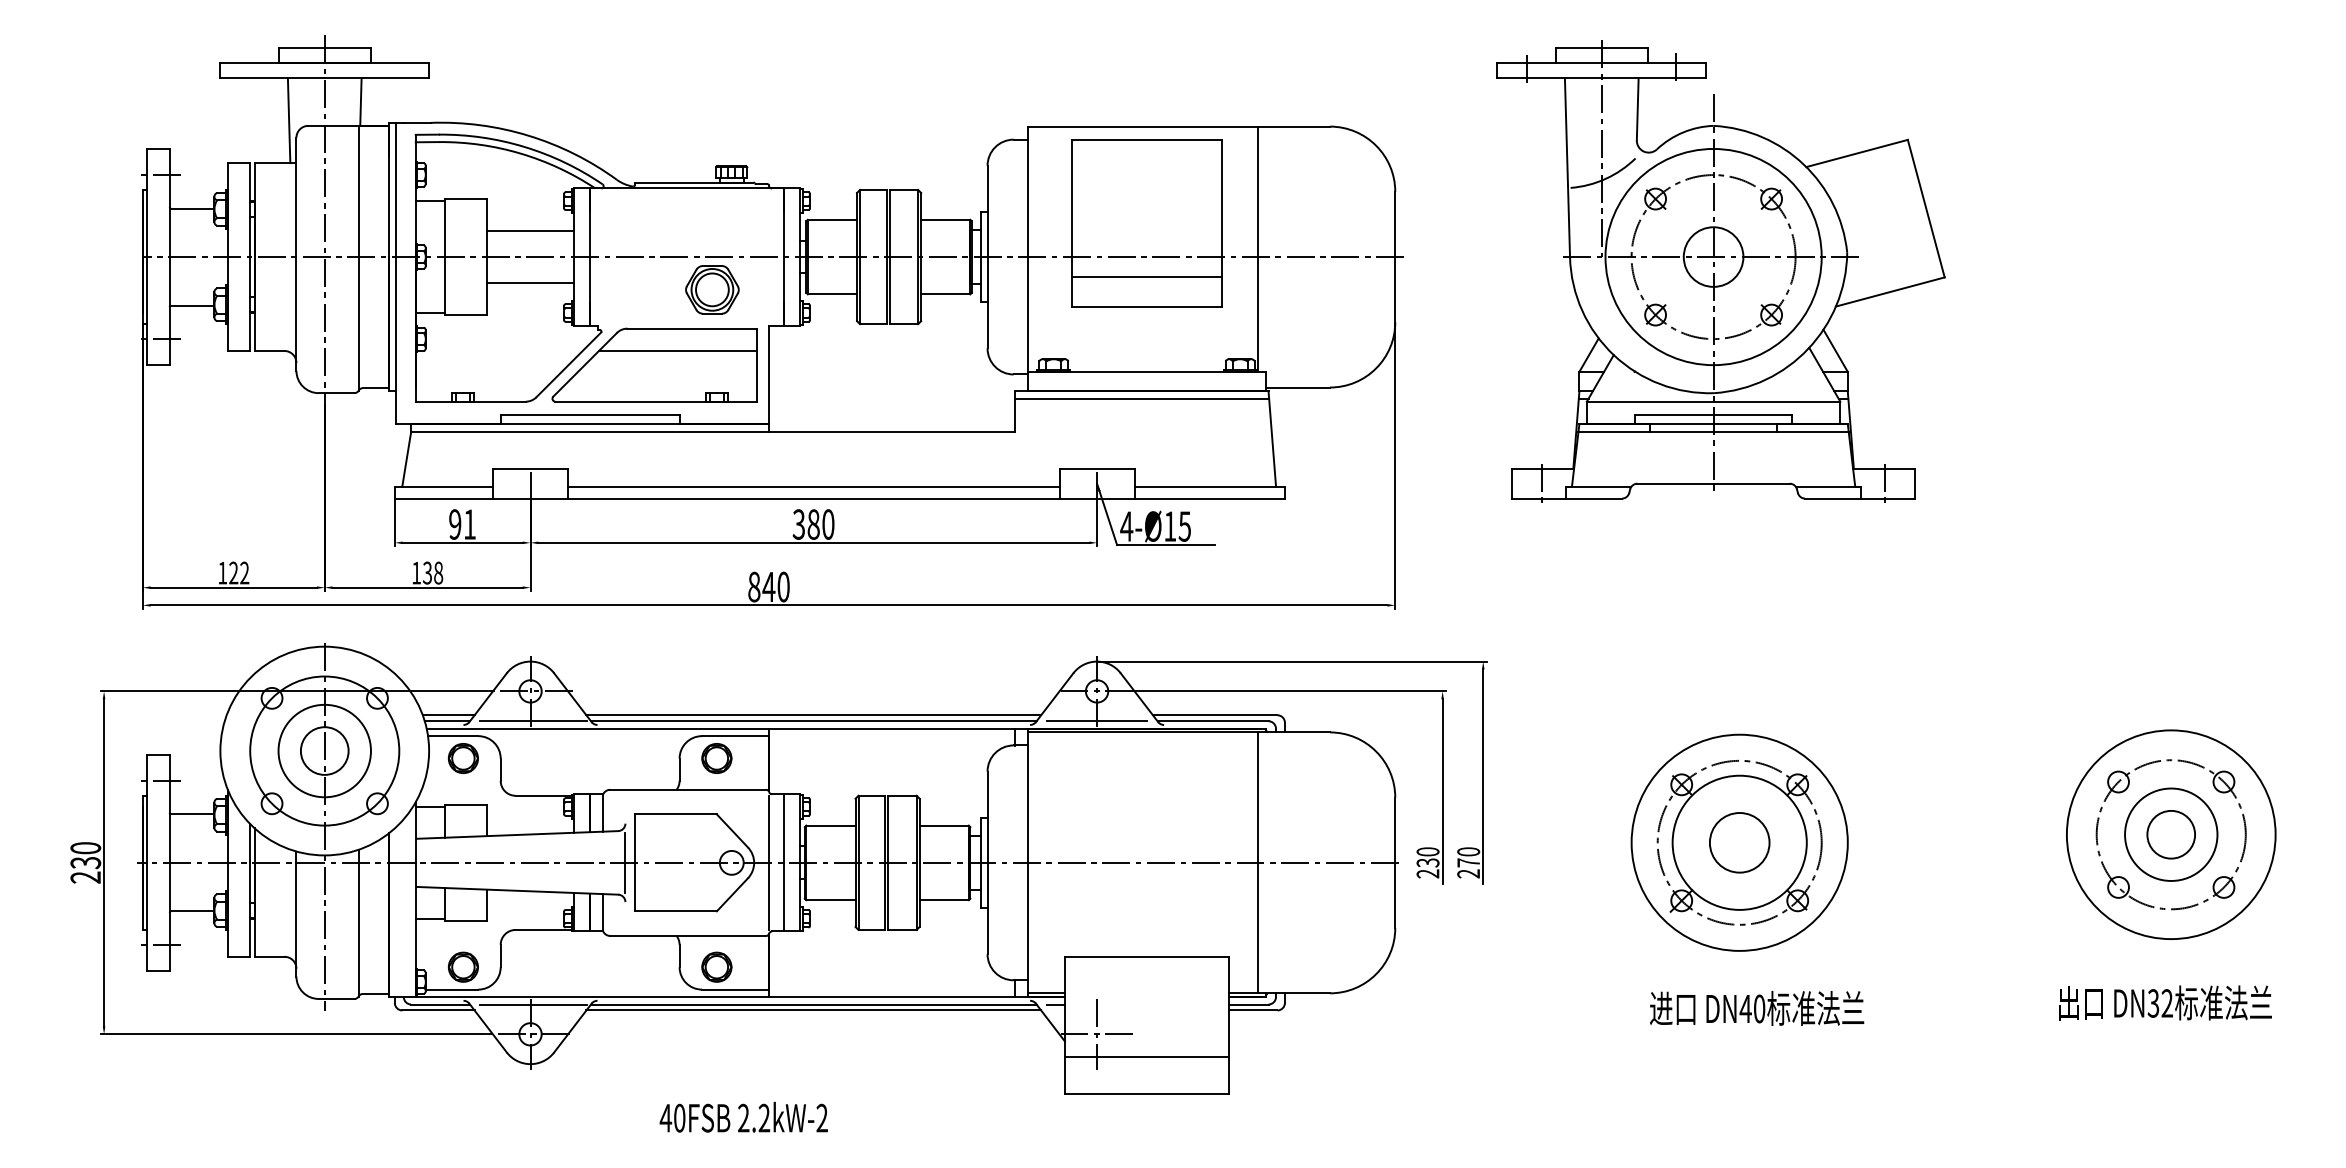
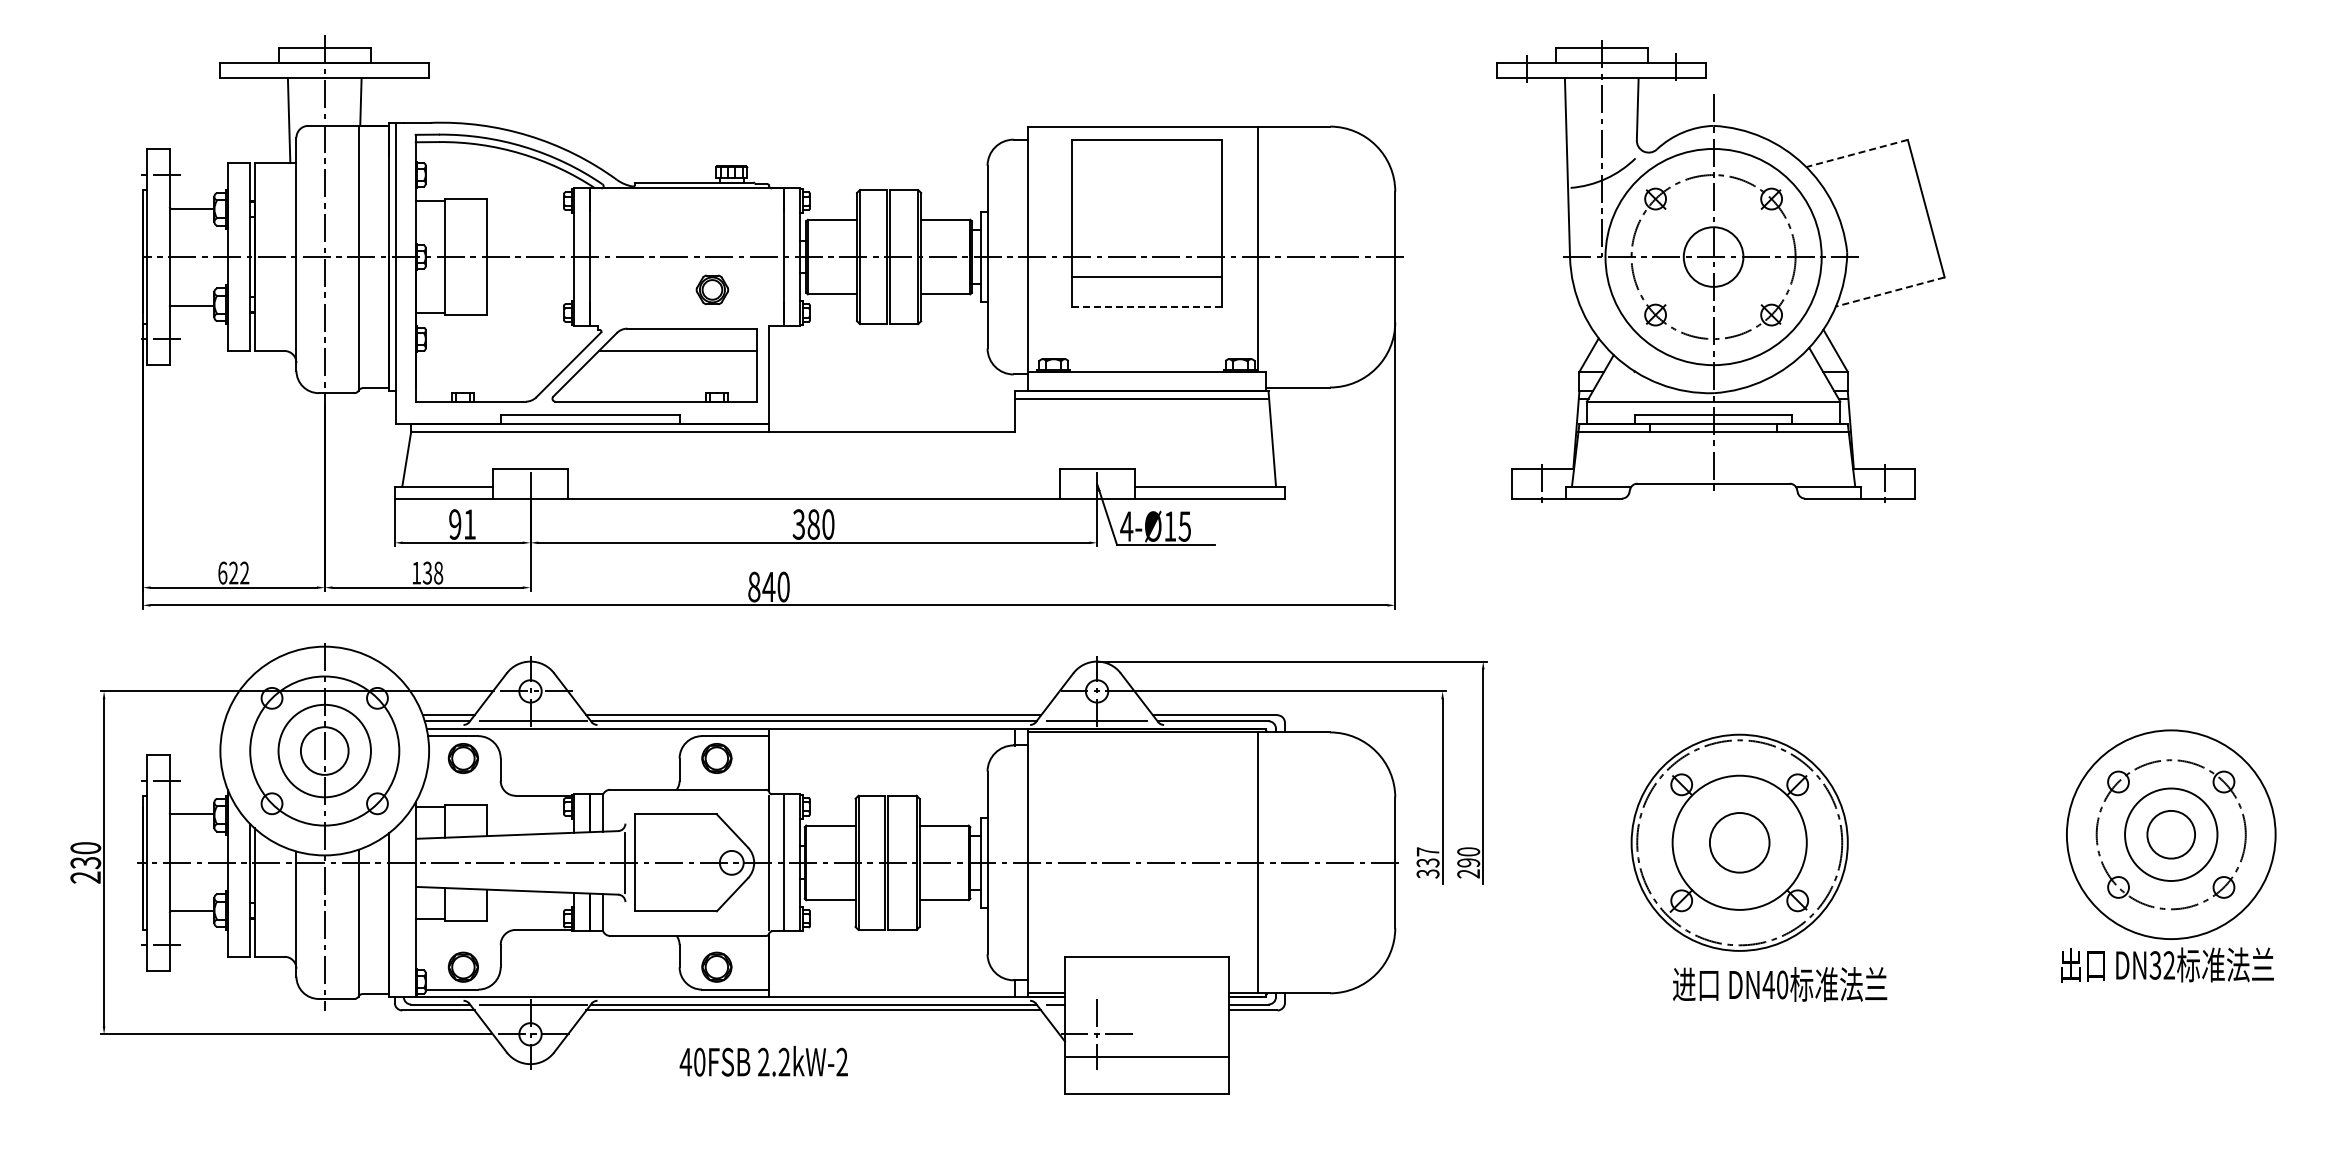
line: solid -> dashed (1857, 153)
line: present -> none (529, 230)
line: present -> none (529, 283)
part size: 55x50 px -> 35x32 px (712, 289)
line: solid -> dashed (1889, 292)
line: solid -> dashed (1147, 307)
line: present -> none (813, 486)
text: 122 -> 622 (222, 572)
circle diameter: 164 px -> 205 px (1739, 842)
text: 230 -> 337 (1427, 862)
text: 270 -> 290 (1468, 862)
text position: (2165, 1002) -> (2167, 964) (2167, 964)
text position: (1757, 1008) -> (1780, 984) (1780, 984)
text position: (743, 1116) -> (763, 1060) (763, 1060)
